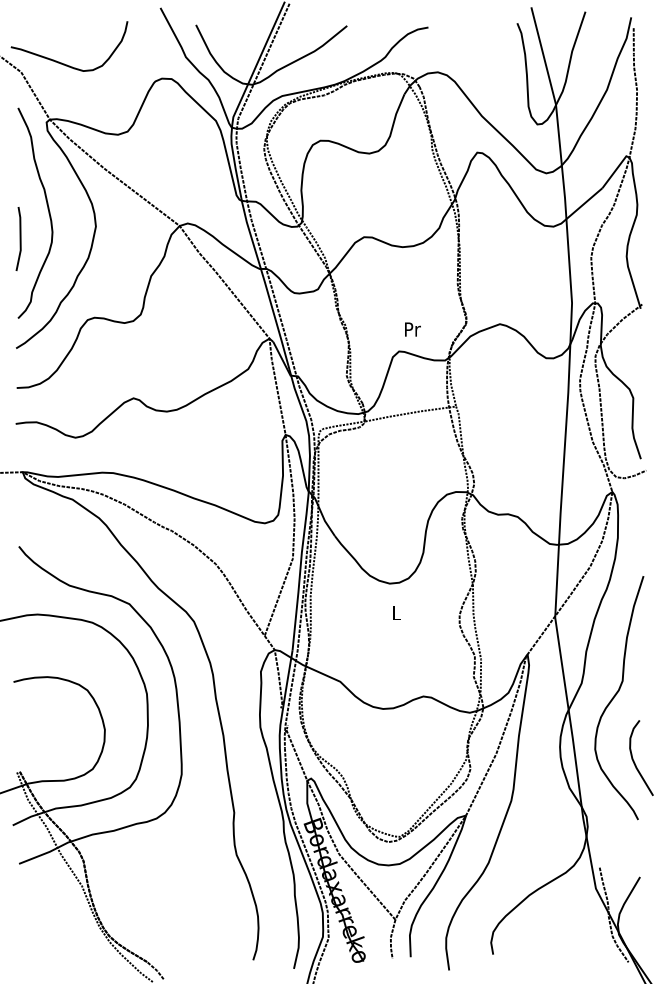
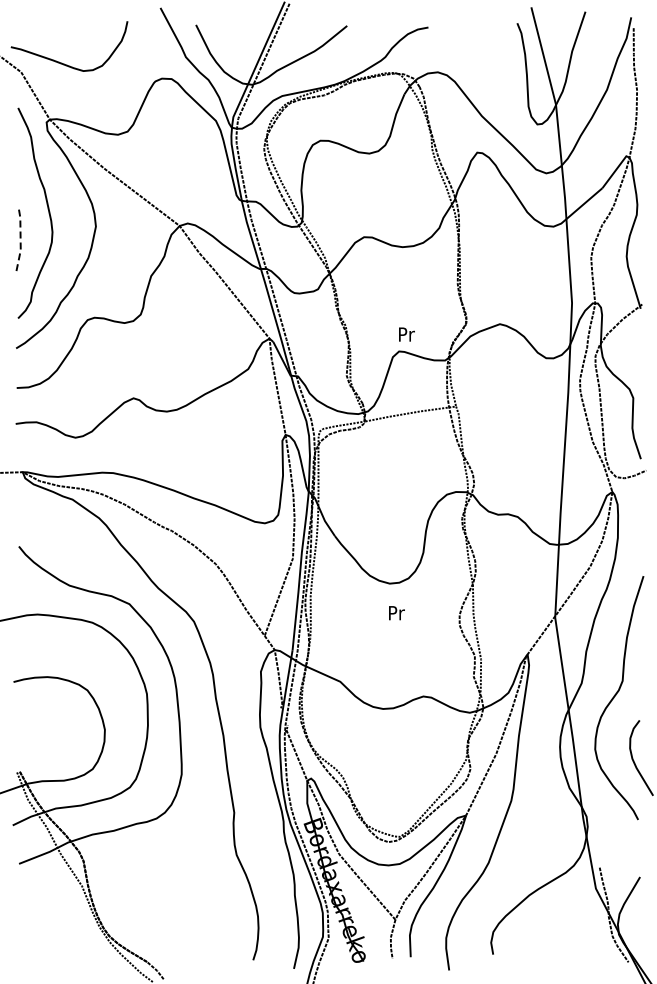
line: solid -> dashed (20, 239)
text position: (412, 329) -> (406, 334) (406, 334)
text: L -> Pr (396, 613)
